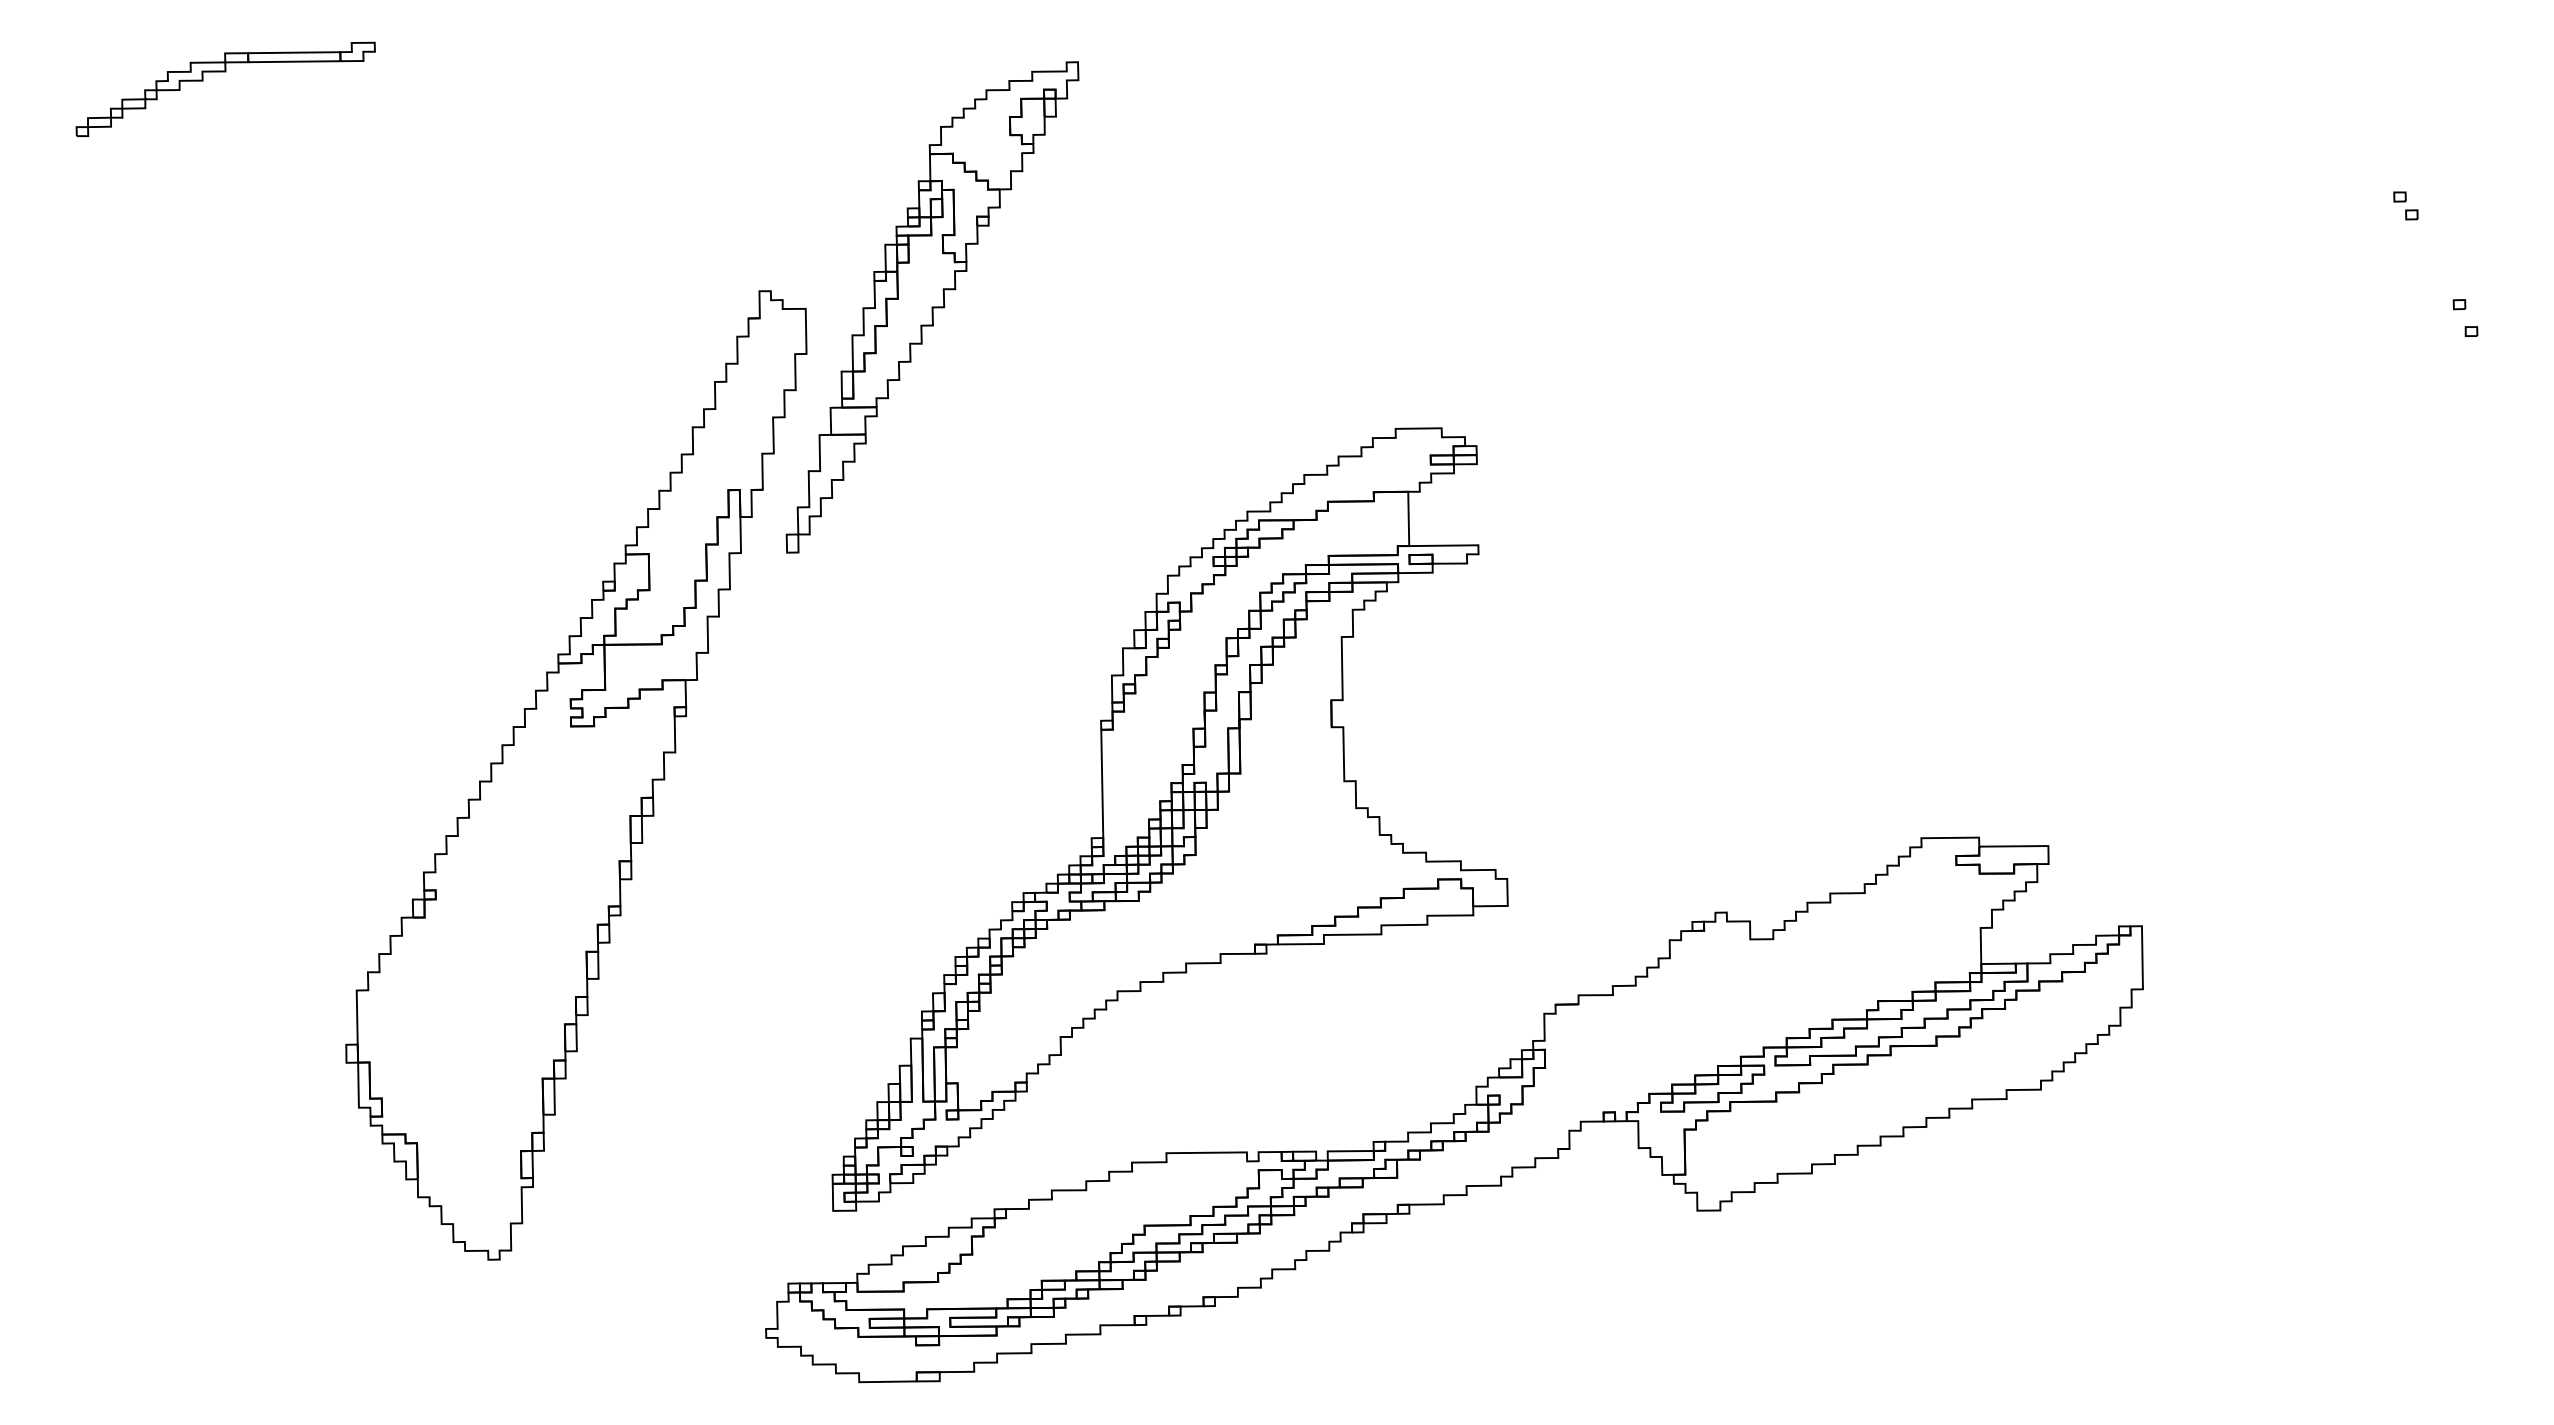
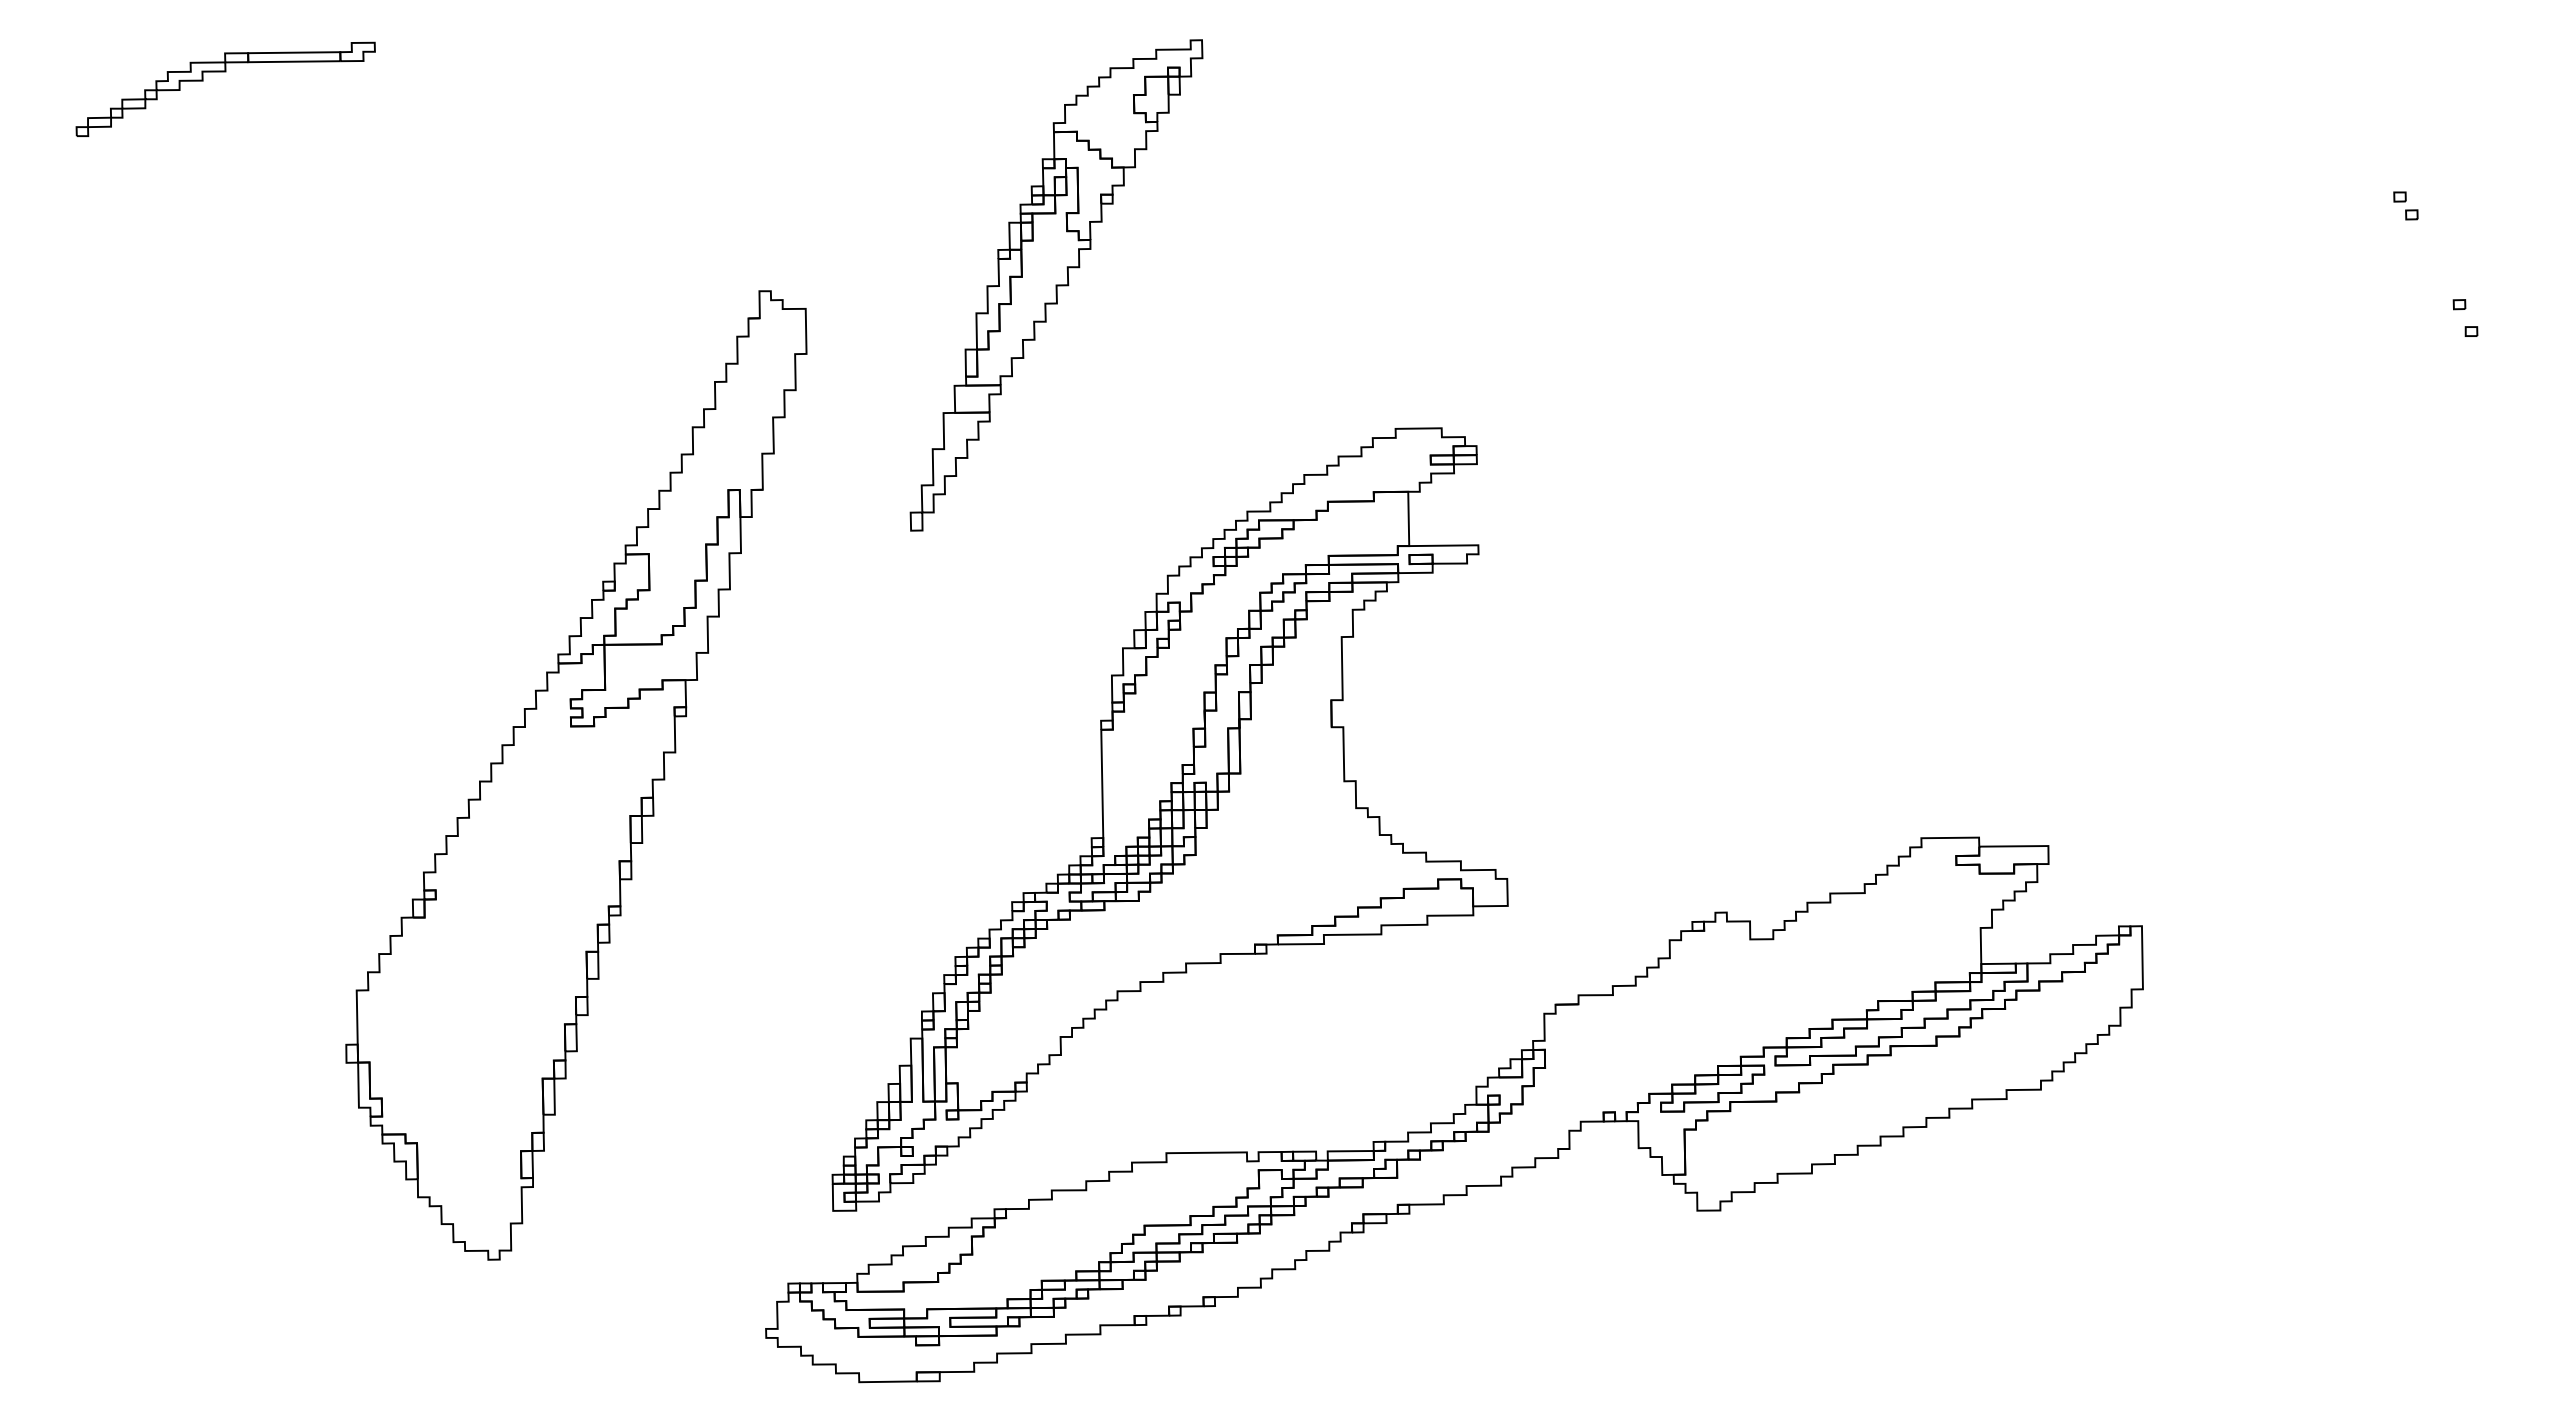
part position: (932, 307) -> (1056, 285) (1056, 285)
